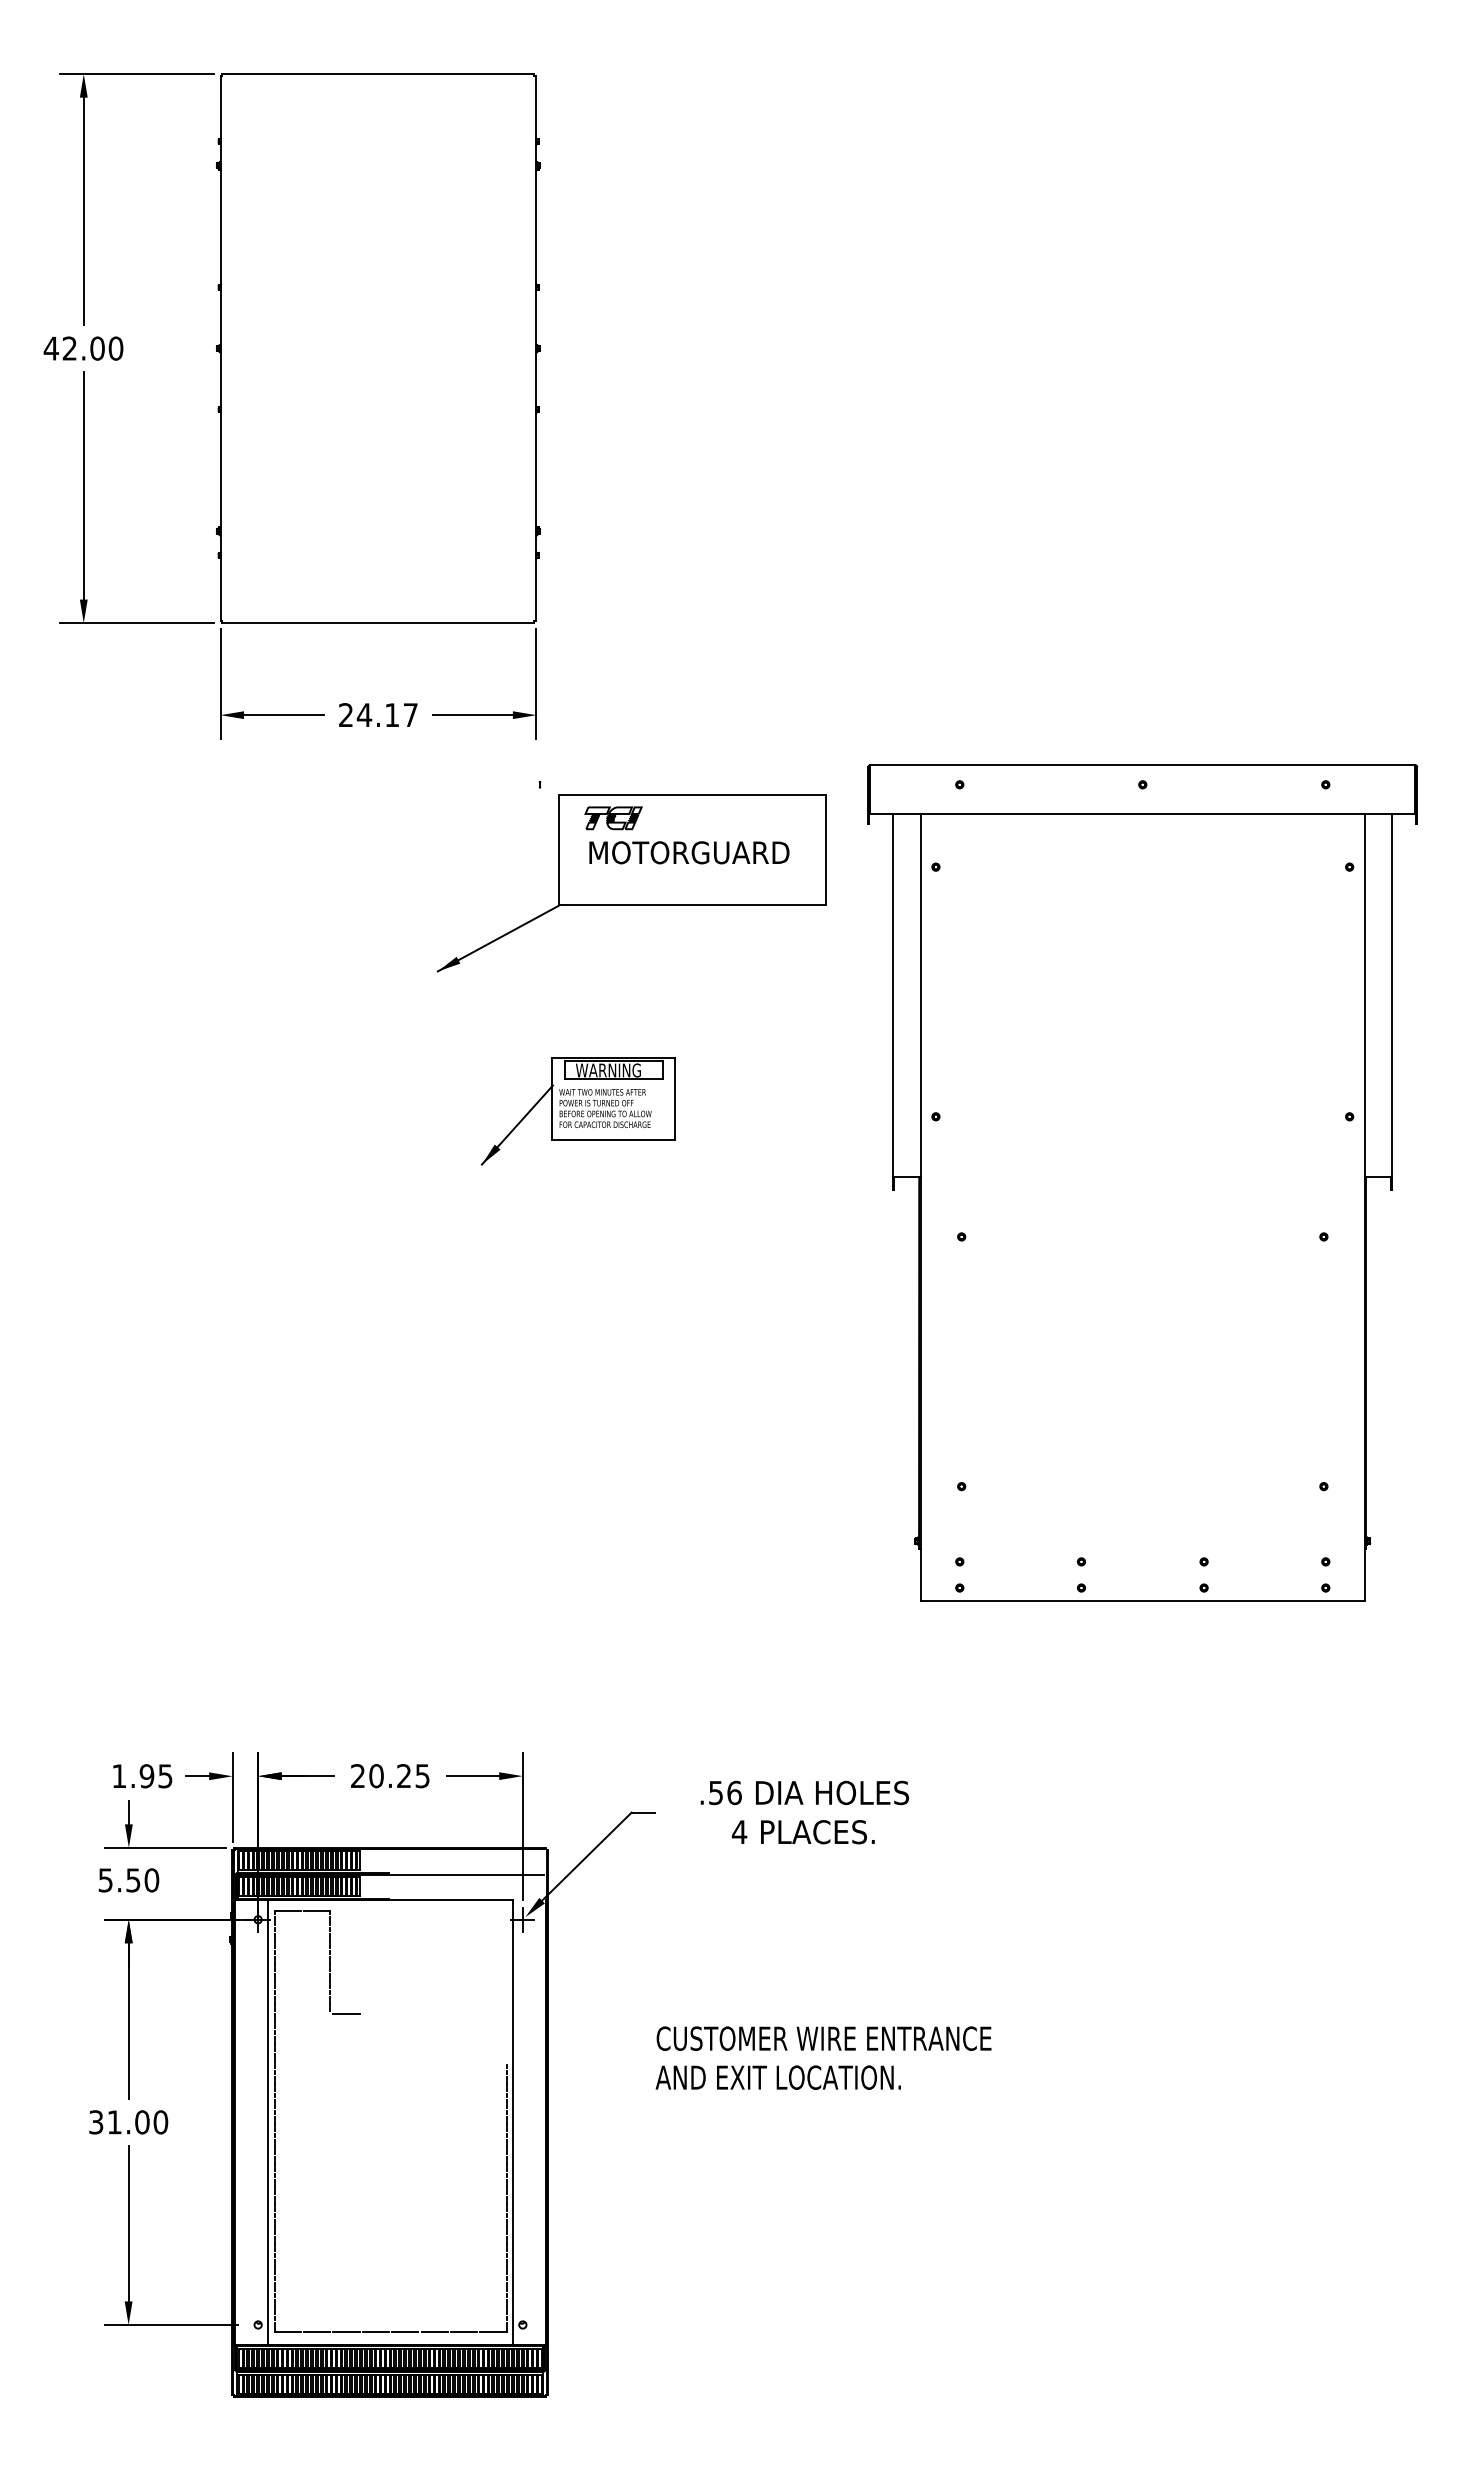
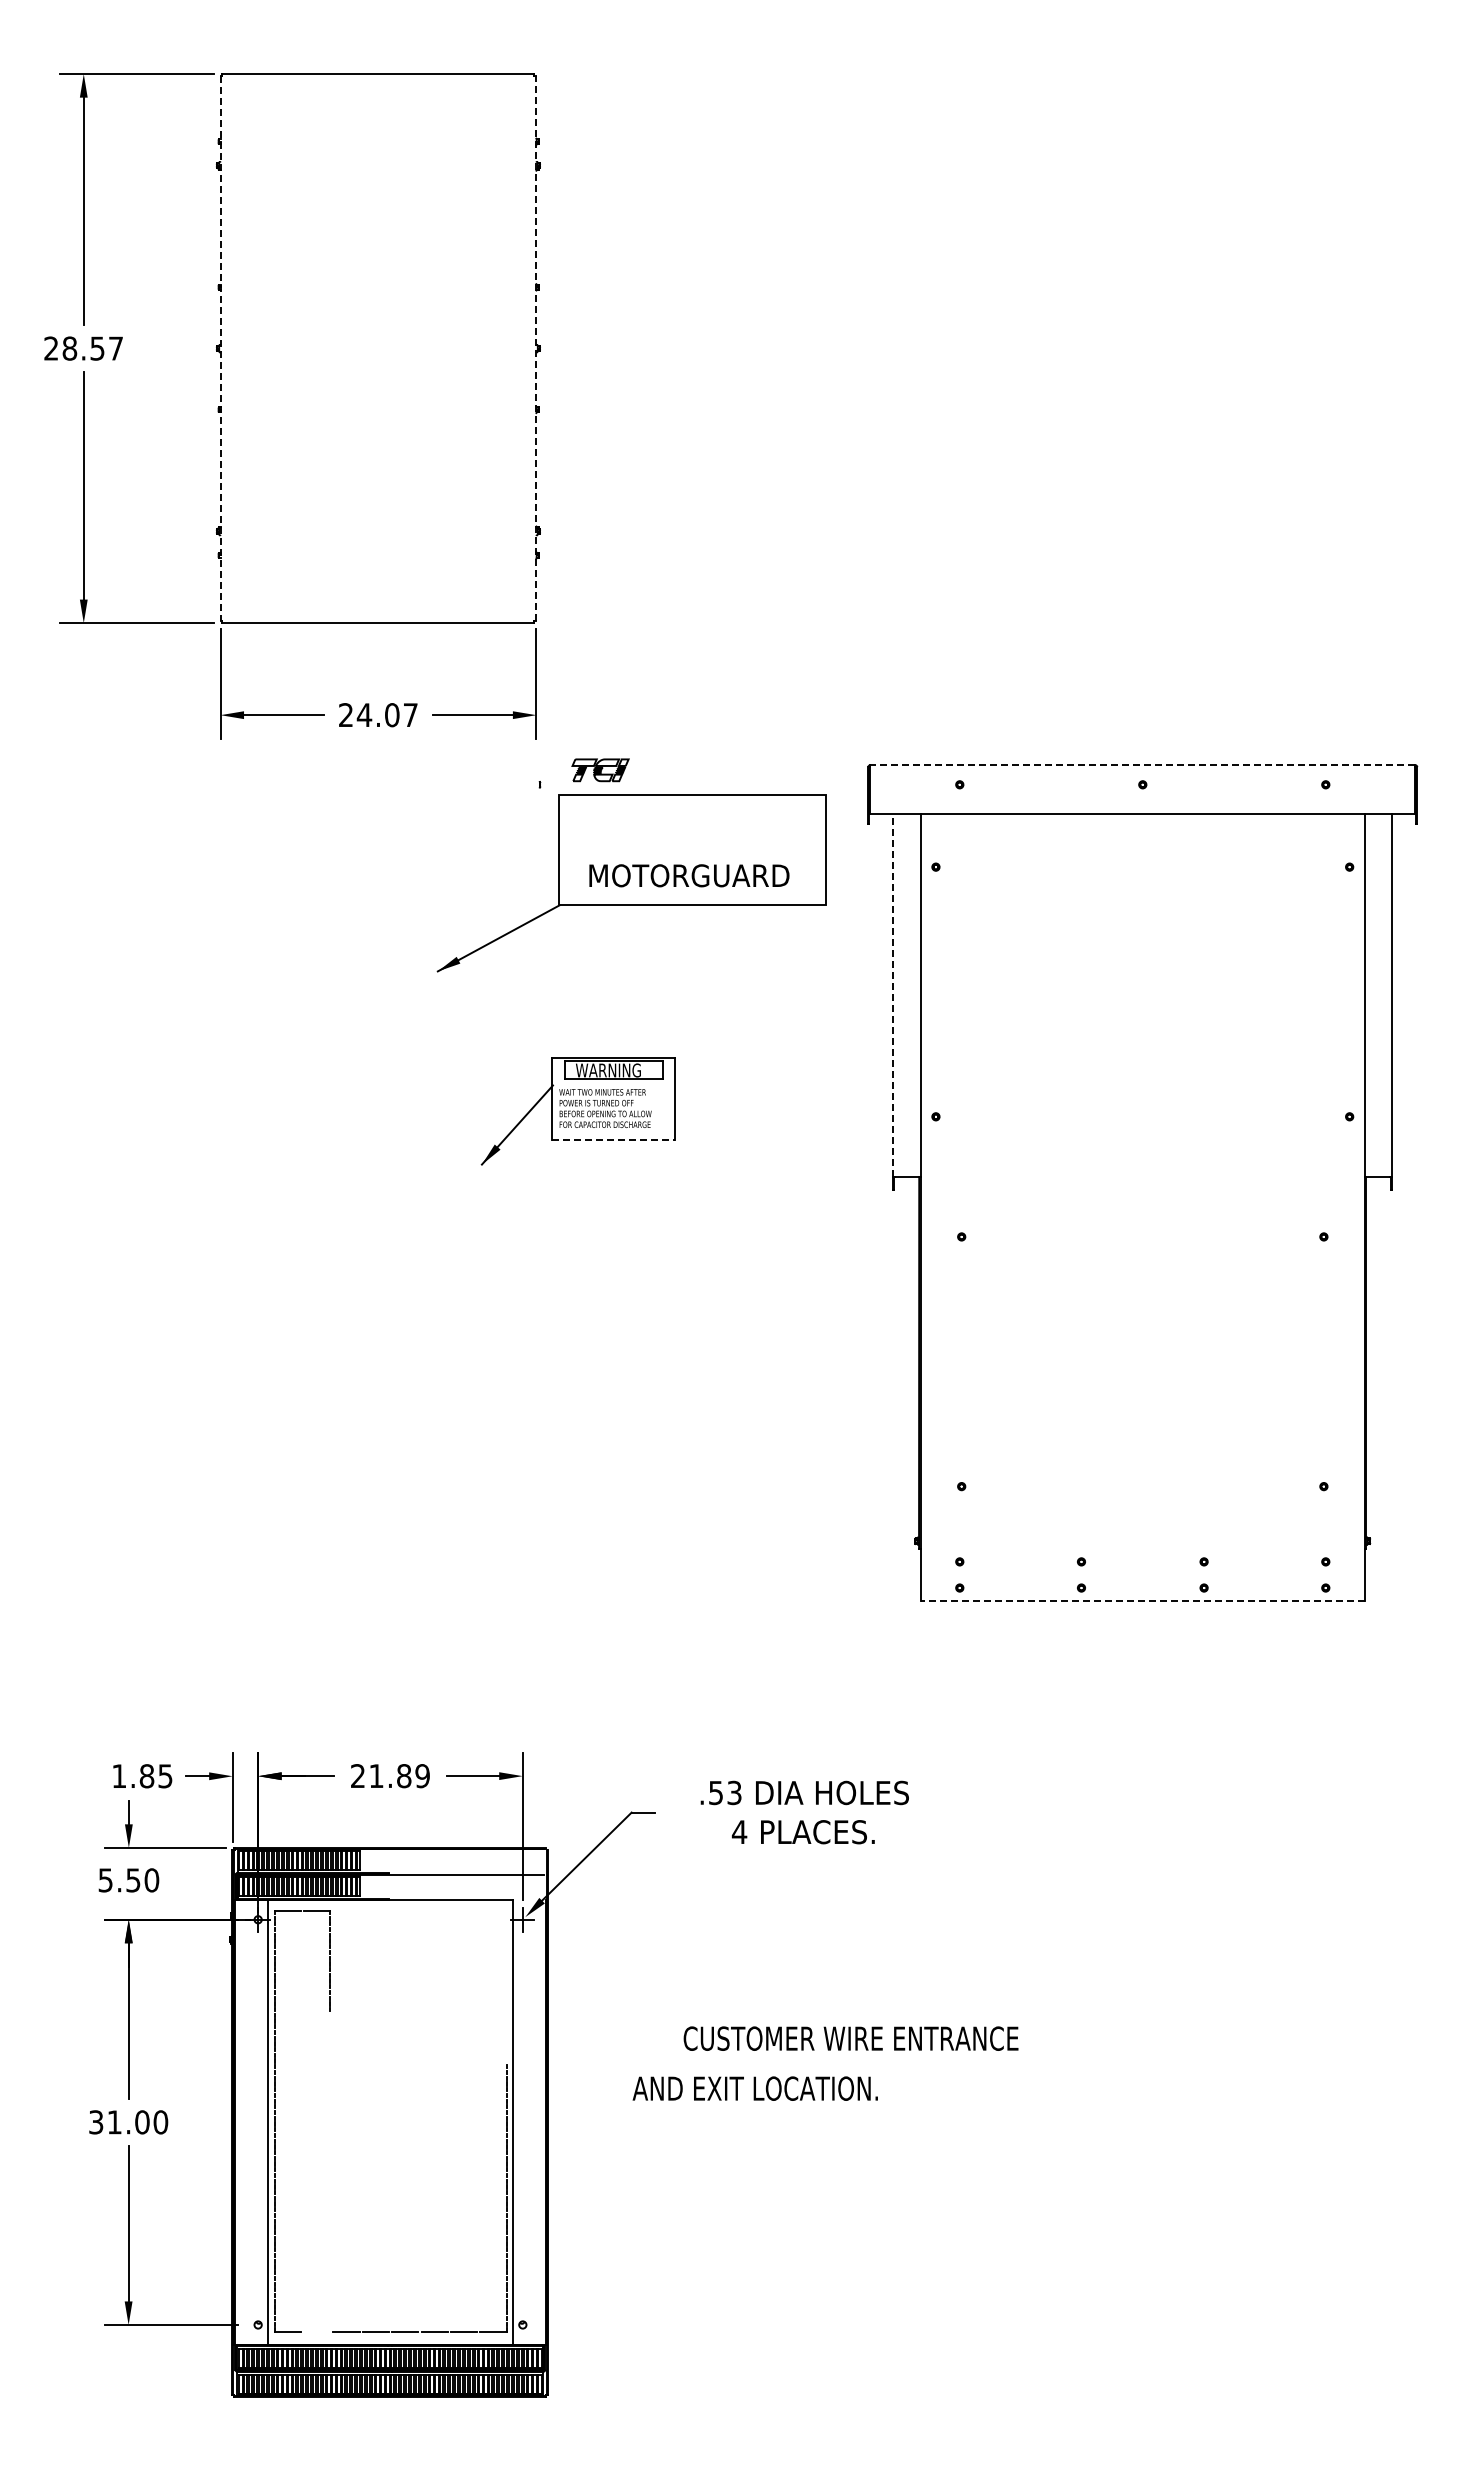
text: 42.00 -> 28.57 (83, 348)
line: solid -> dashed (220, 348)
line: solid -> dashed (536, 348)
text: 24.17 -> 24.07 (392, 715)
line: solid -> dashed (1142, 765)
part position: (613, 818) -> (600, 770) (600, 770)
text position: (689, 852) -> (689, 875) (689, 875)
line: solid -> dashed (893, 995)
line: solid -> dashed (613, 1139)
line: solid -> dashed (1142, 1601)
text: 1.95 -> 1.85 (146, 1776)
text: 20.25 -> 21.89 (399, 1776)
text: .56 -> .53 (734, 1792)
line: present -> none (346, 2013)
text position: (823, 2038) -> (850, 2038) (850, 2038)
text position: (777, 2077) -> (754, 2088) (754, 2088)
line: present -> none (316, 2331)
